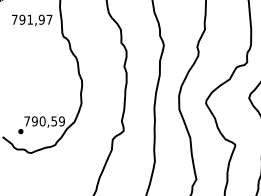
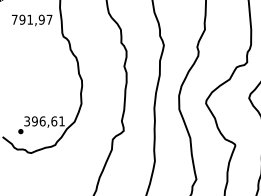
text: 790,59 -> 396,61 (44, 121)
